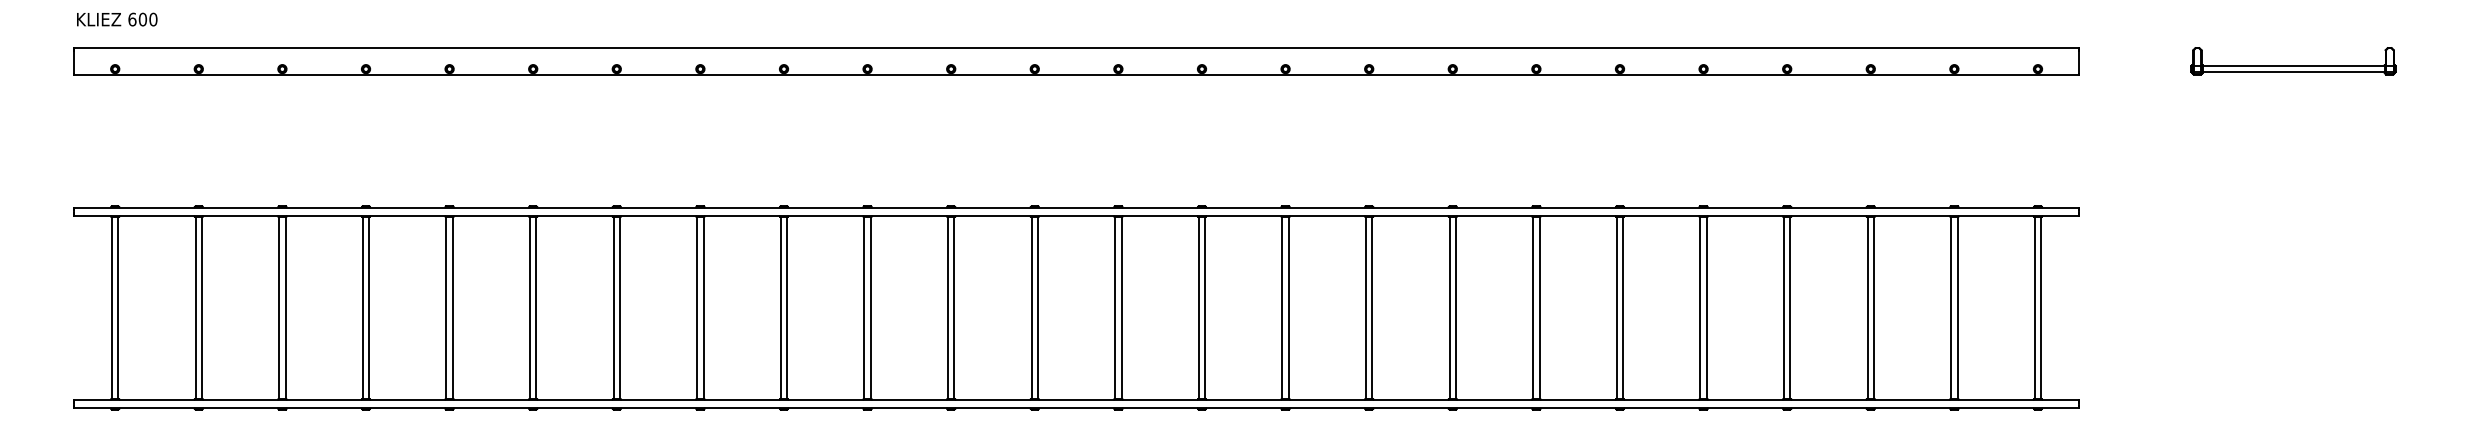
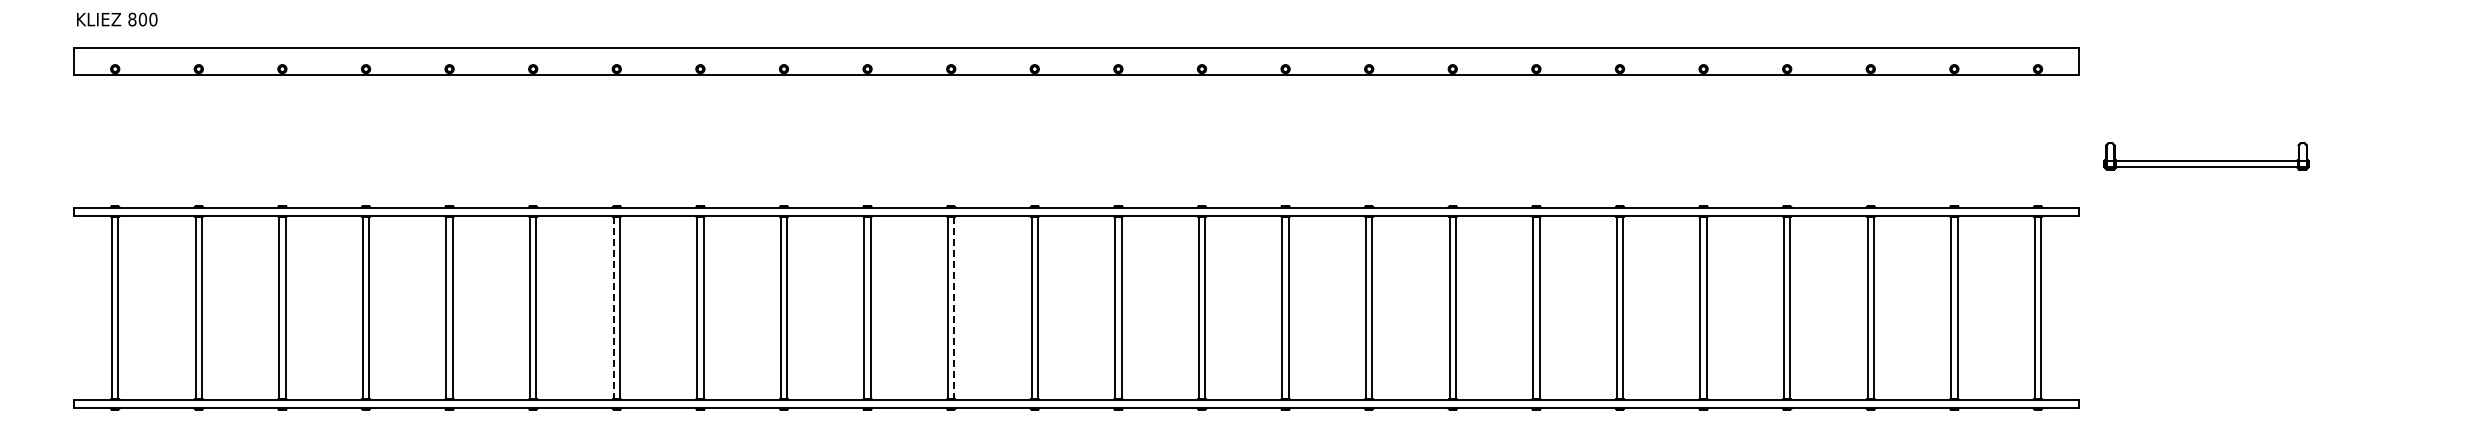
text: 600 -> 800 (132, 19)
part position: (2293, 61) -> (2206, 156) (2206, 156)
line: solid -> dashed (613, 307)
line: solid -> dashed (954, 307)
